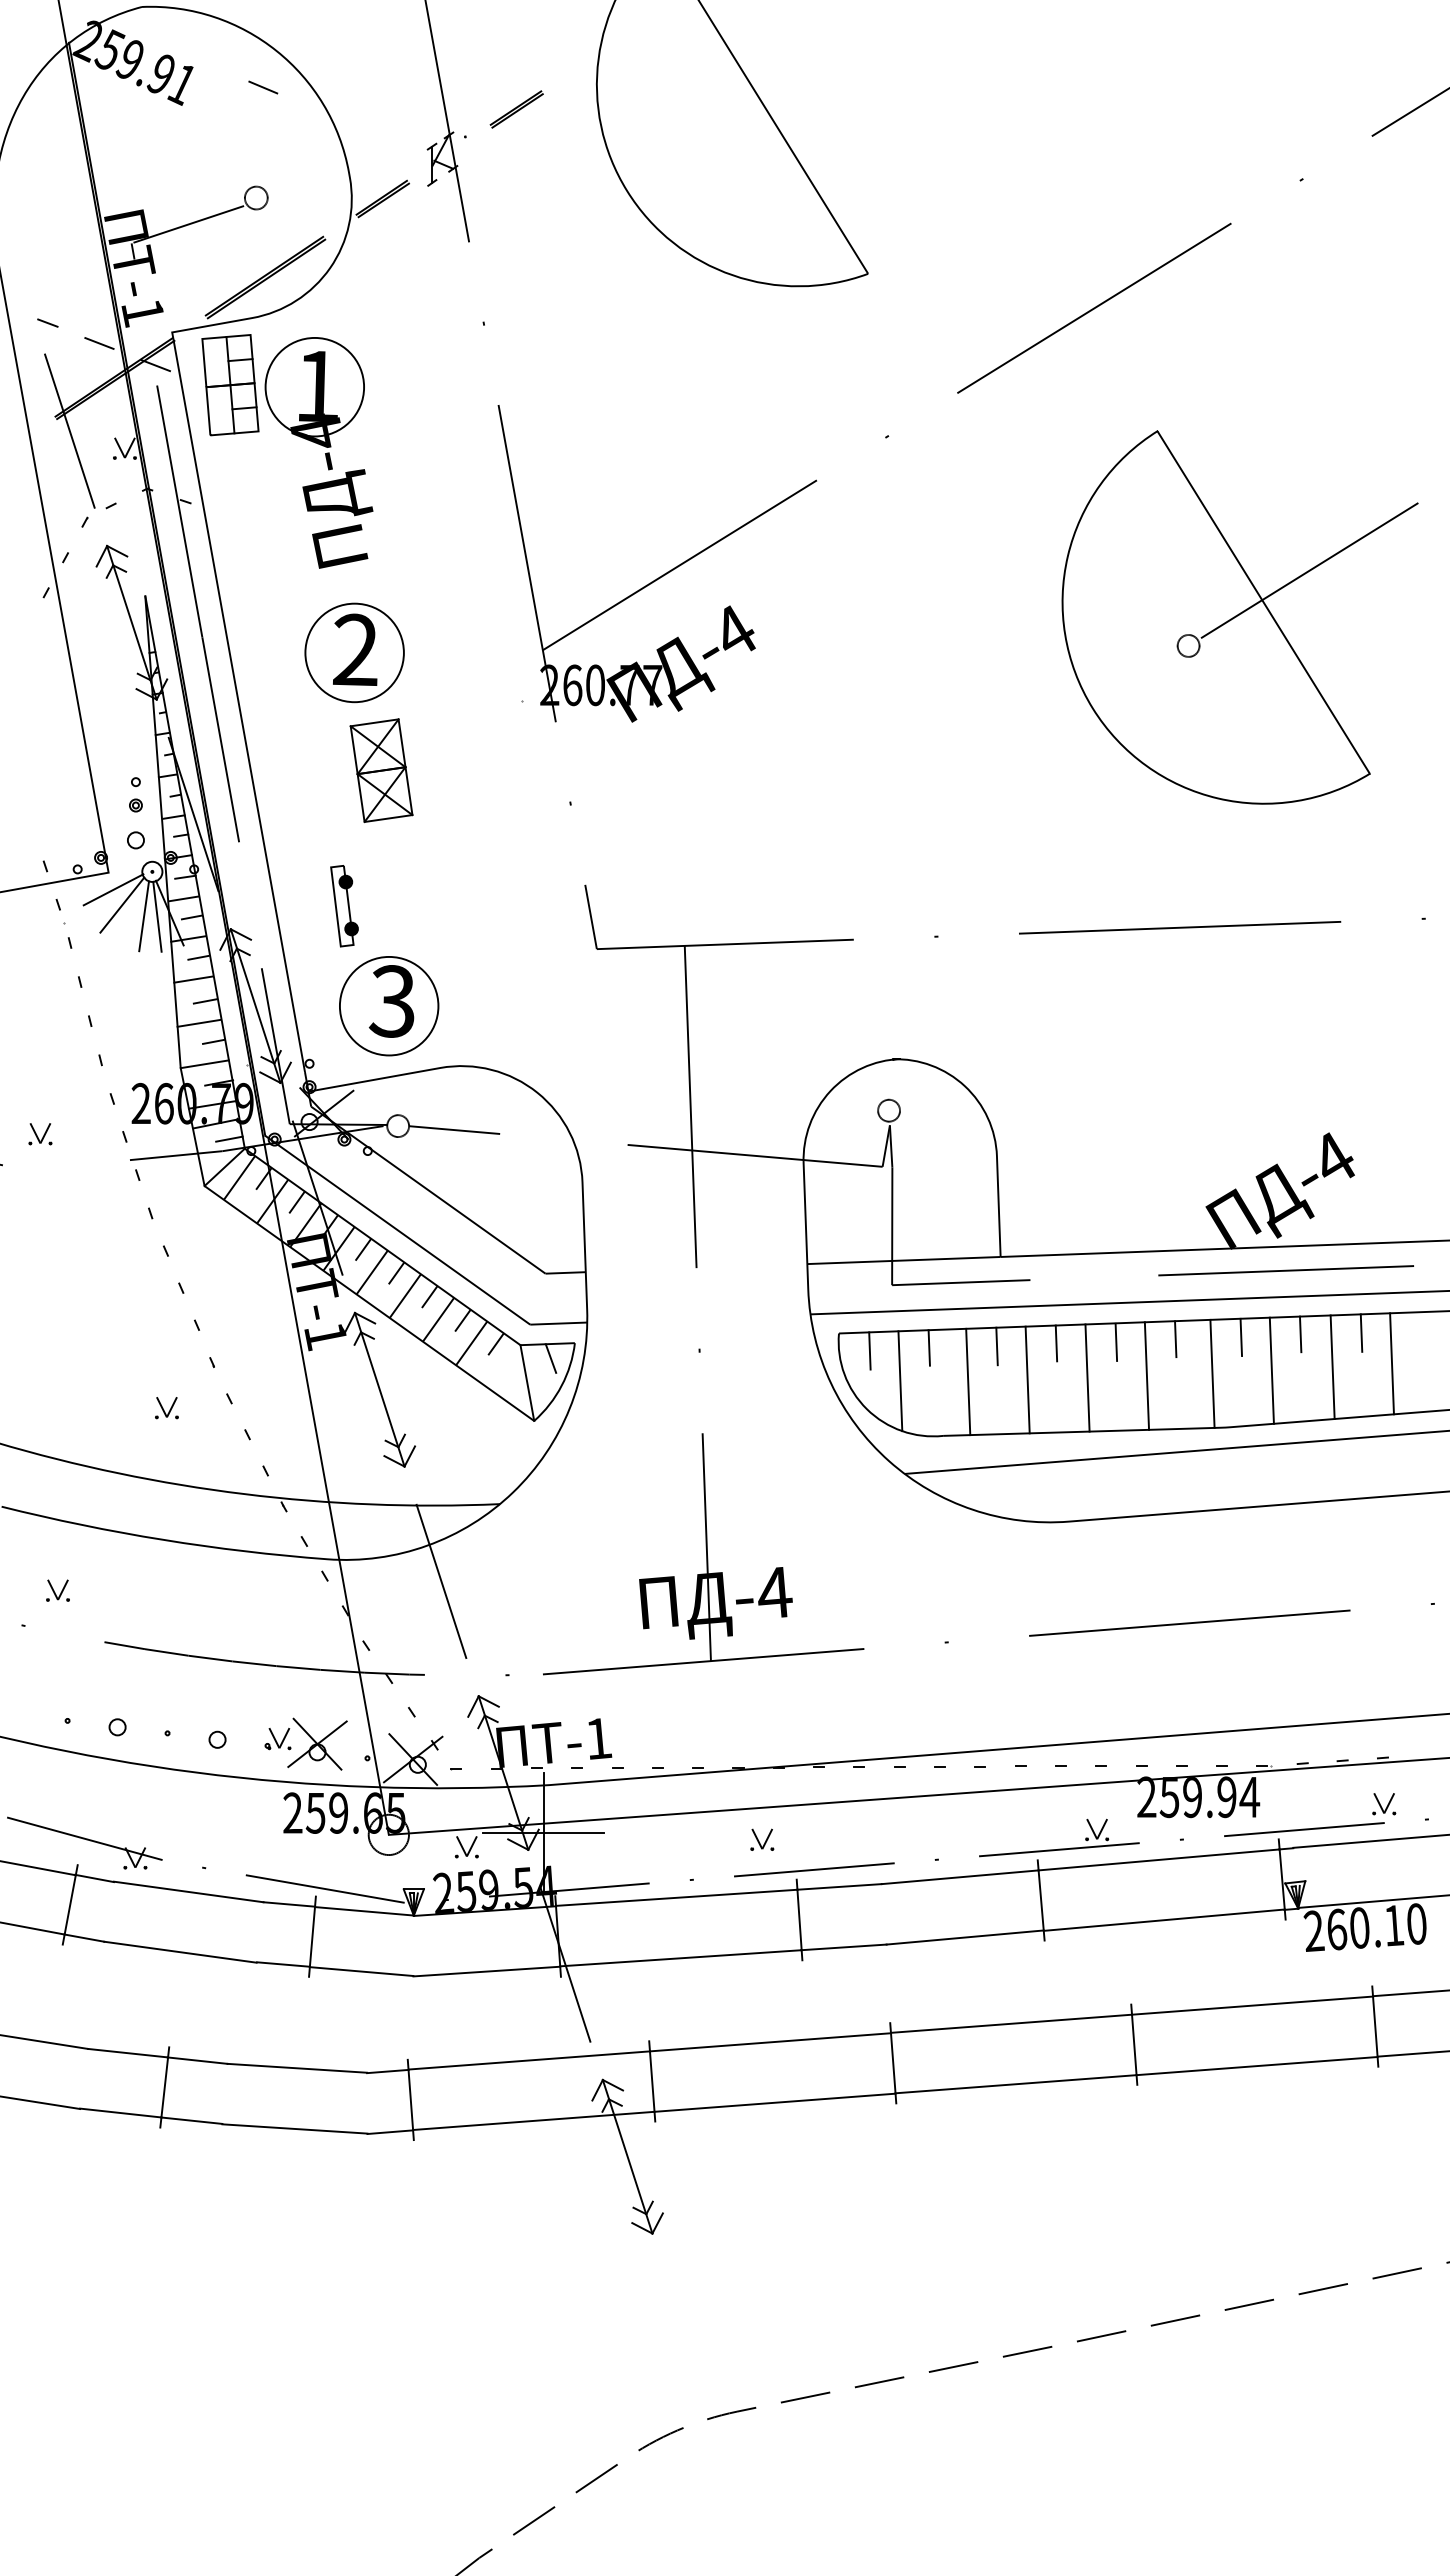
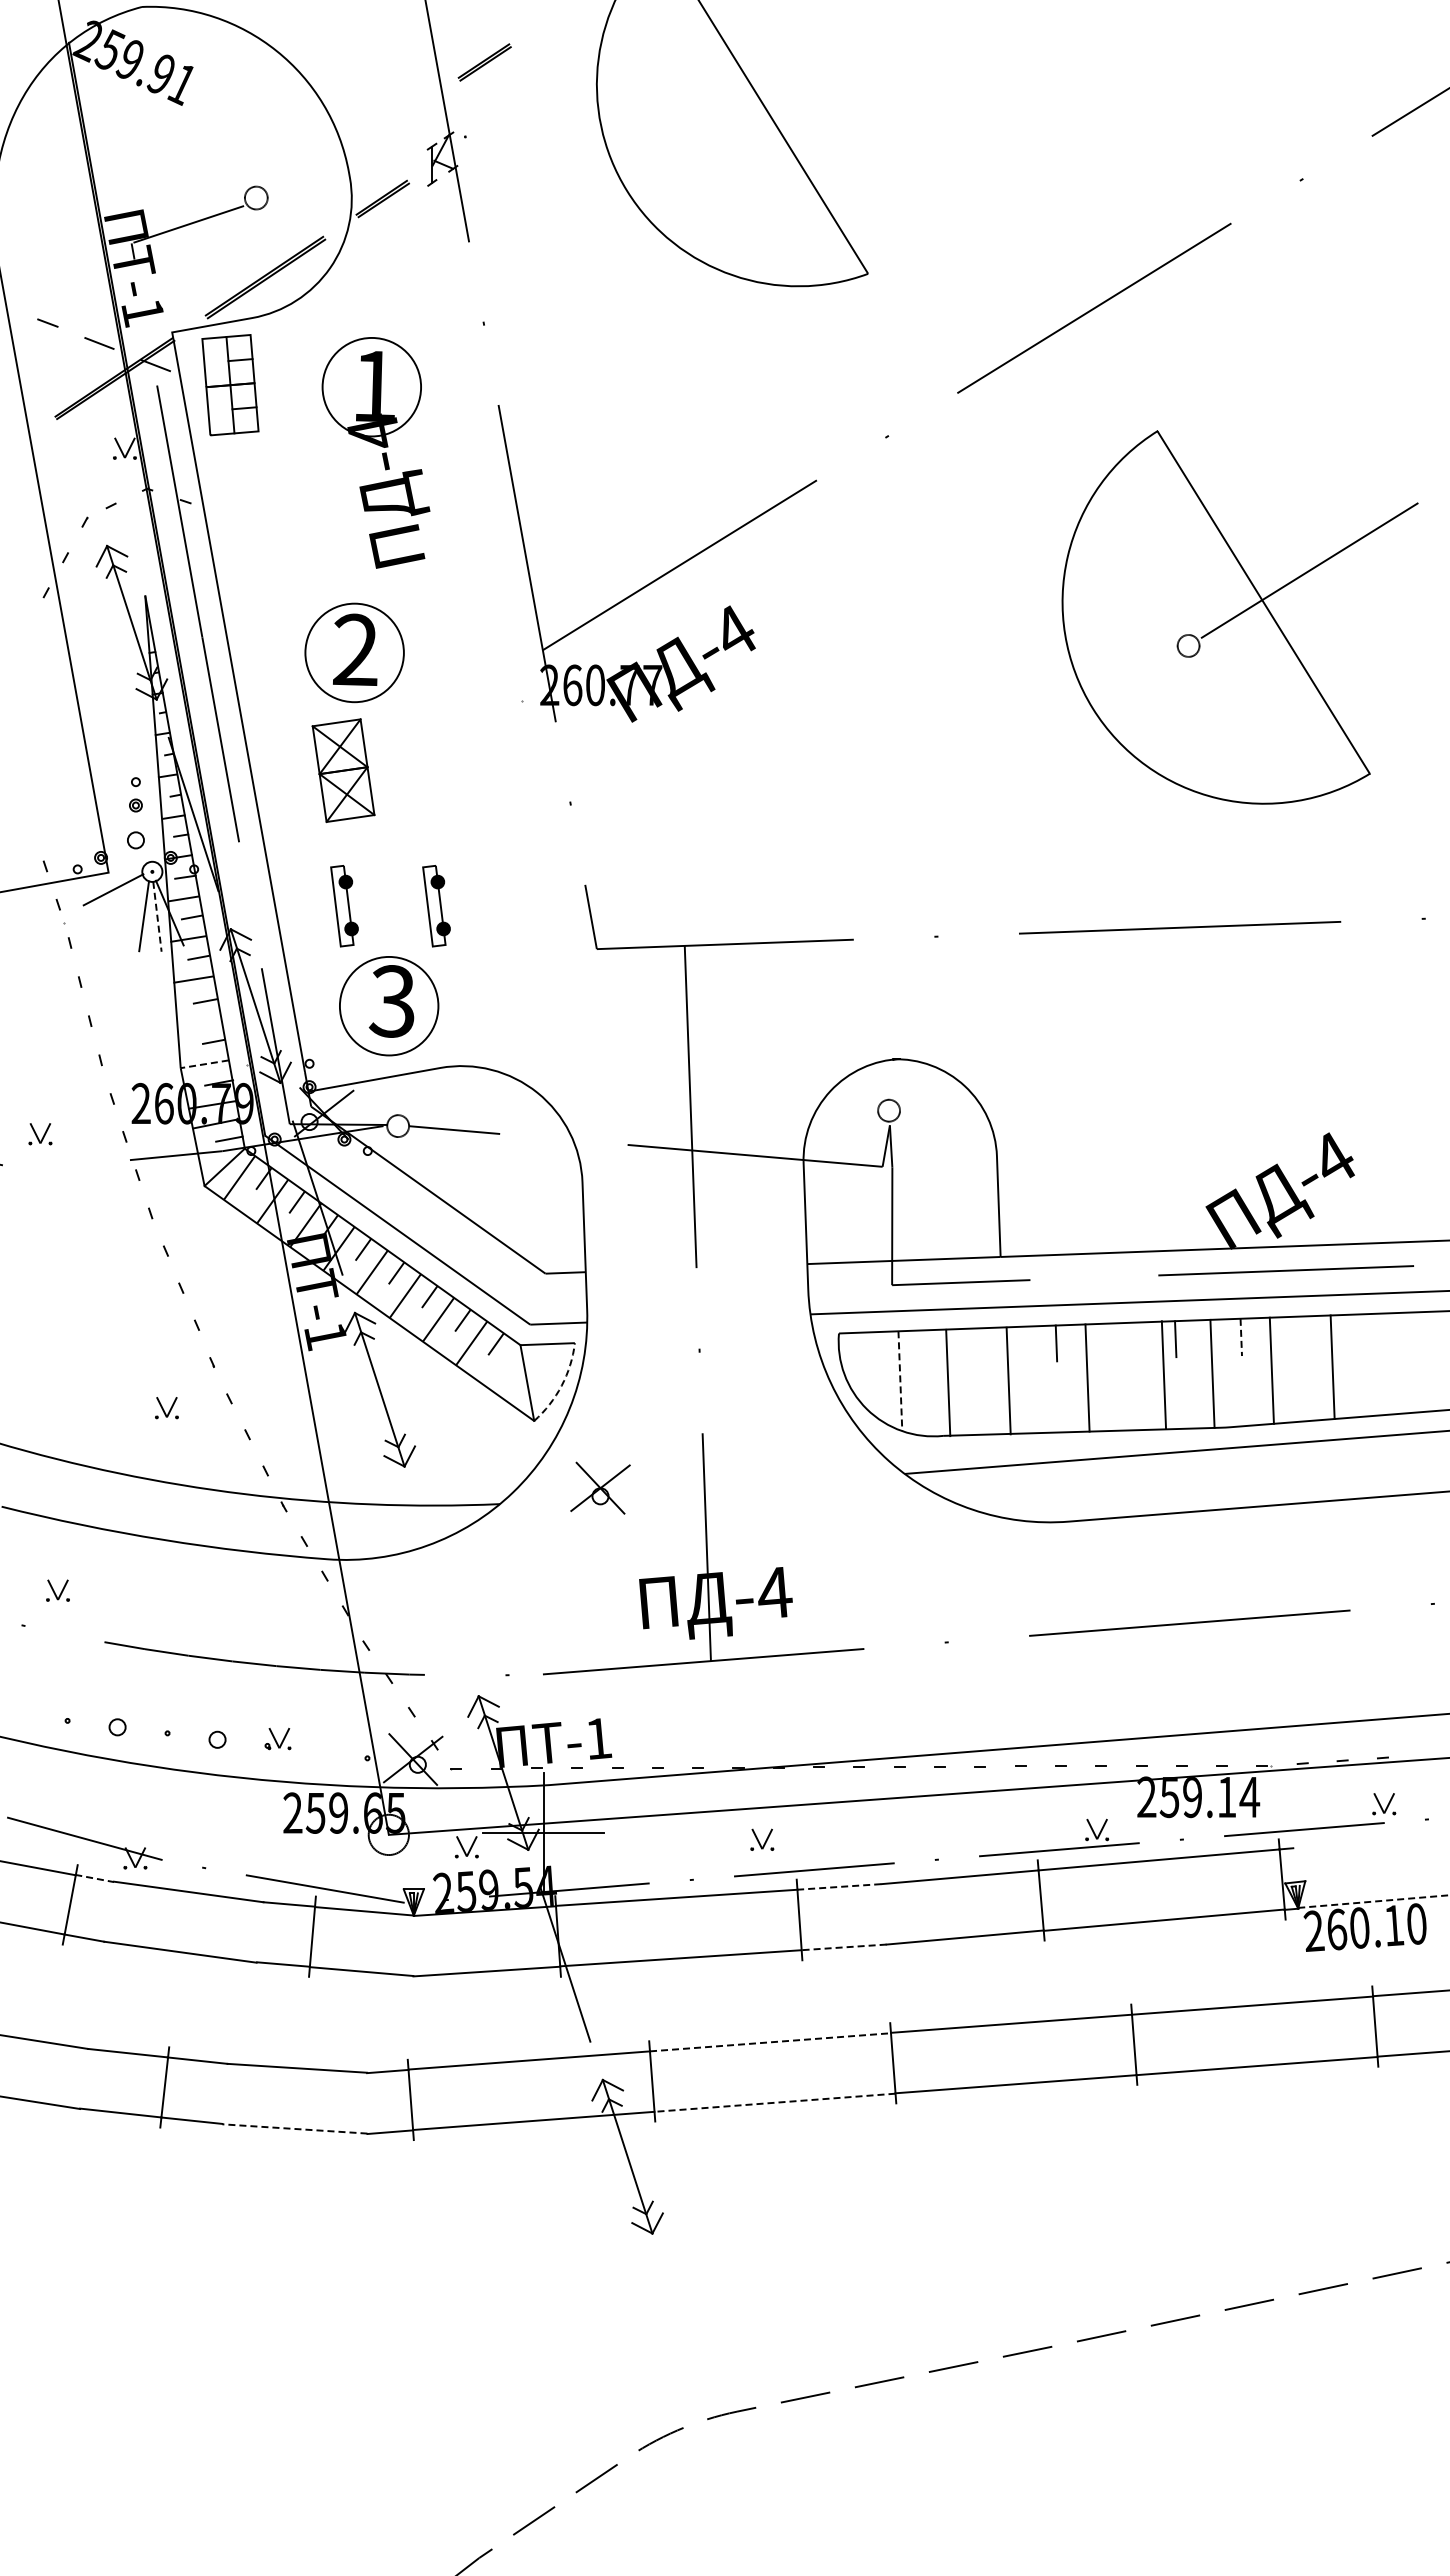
line: present -> none (263, 87)
part position: (516, 109) -> (484, 62) (484, 62)
line: present -> none (69, 430)
part position: (325, 453) -> (382, 453) (382, 453)
part position: (381, 770) -> (343, 770) (343, 770)
line: present -> none (122, 904)
part: none -> present (436, 906)
line: solid -> dashed (157, 917)
line: present -> none (198, 1022)
line: solid -> dashed (204, 1064)
line: present -> none (1361, 1332)
line: present -> none (1300, 1334)
line: solid -> dashed (1241, 1337)
line: present -> none (1116, 1341)
line: present -> none (996, 1346)
line: present -> none (928, 1347)
line: present -> none (869, 1350)
line: present -> none (550, 1358)
line: present -> none (1391, 1363)
line position: (1146, 1375) -> (1163, 1374) (1163, 1374)
line position: (1027, 1379) -> (1008, 1380) (1008, 1380)
line: solid -> dashed (900, 1381)
line position: (968, 1381) -> (948, 1382) (948, 1382)
arc: solid -> dashed (561, 1385)
line: present -> none (441, 1581)
part position: (317, 1743) -> (600, 1487) (600, 1487)
text: 259.94 -> 259.14 (1226, 1797)
line: present -> none (1369, 1841)
line: solid -> dashed (94, 1878)
line: solid -> dashed (839, 1886)
line: solid -> dashed (1374, 1901)
line: solid -> dashed (843, 1947)
line: solid -> dashed (770, 2042)
line: solid -> dashed (774, 2102)
line: solid -> dashed (294, 2128)
